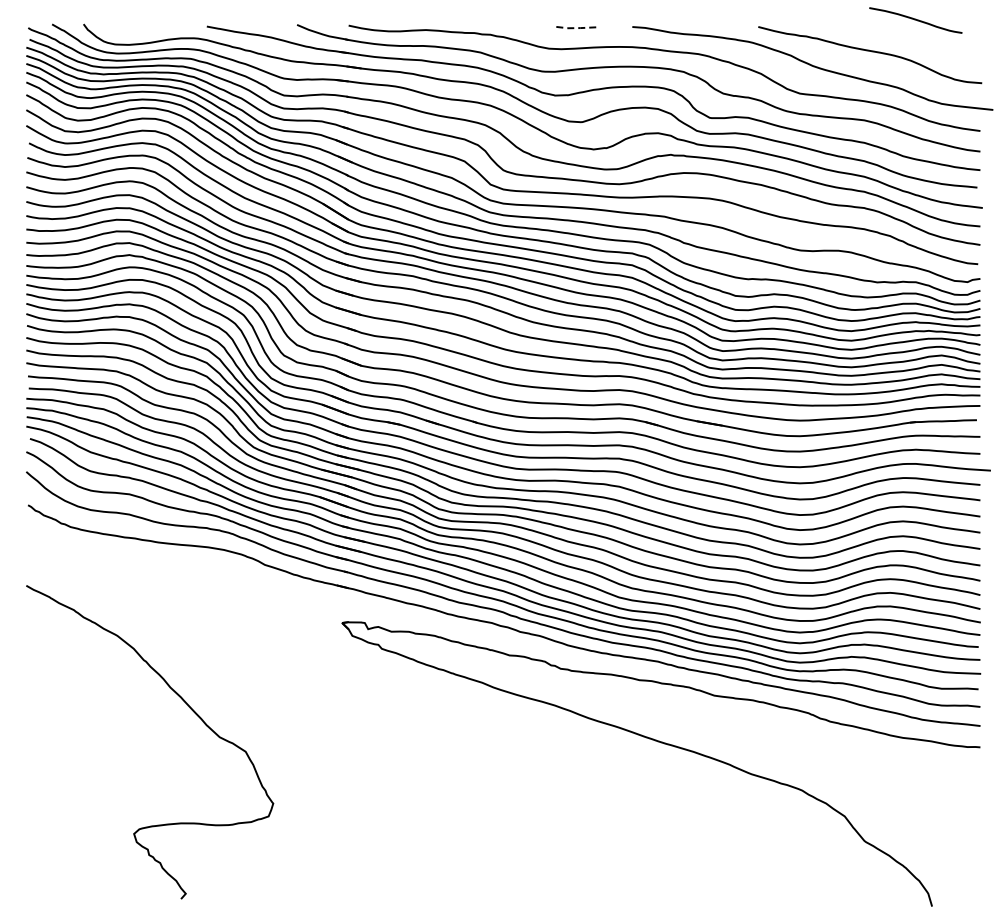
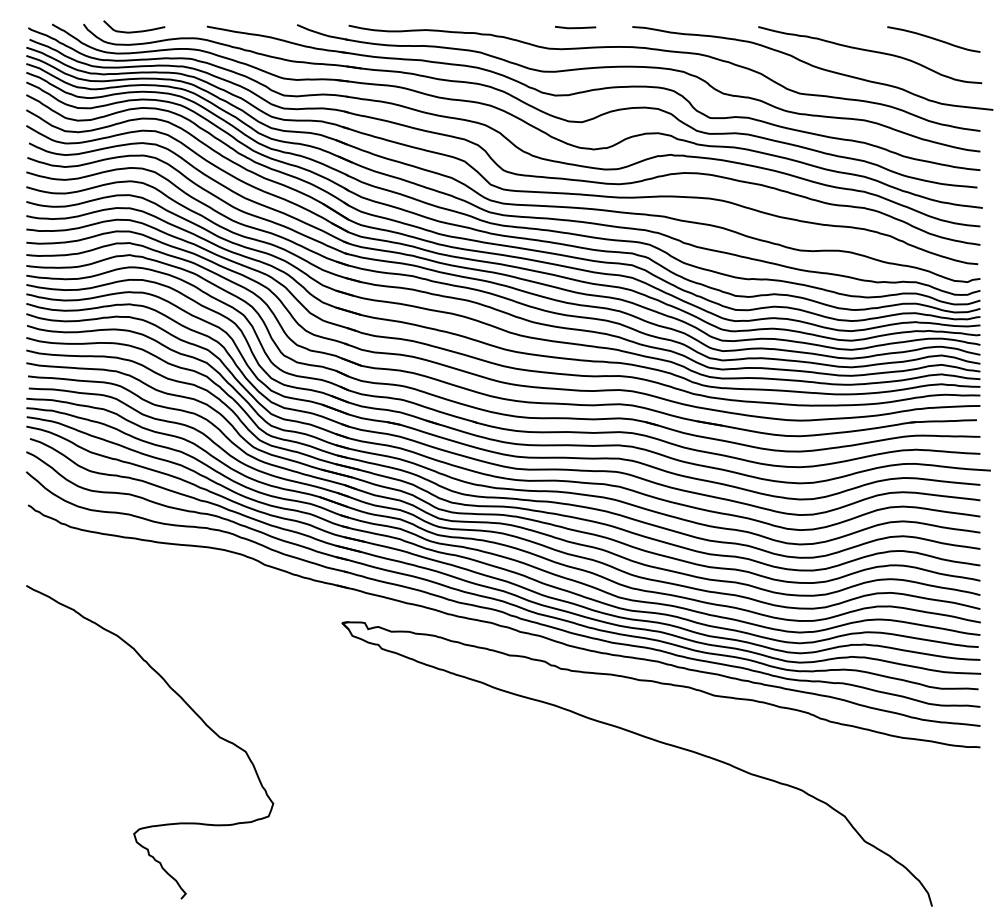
curve position: (915, 20) -> (933, 39) (933, 39)
line: dashed -> solid (575, 28)
curve: none -> present (134, 31)
